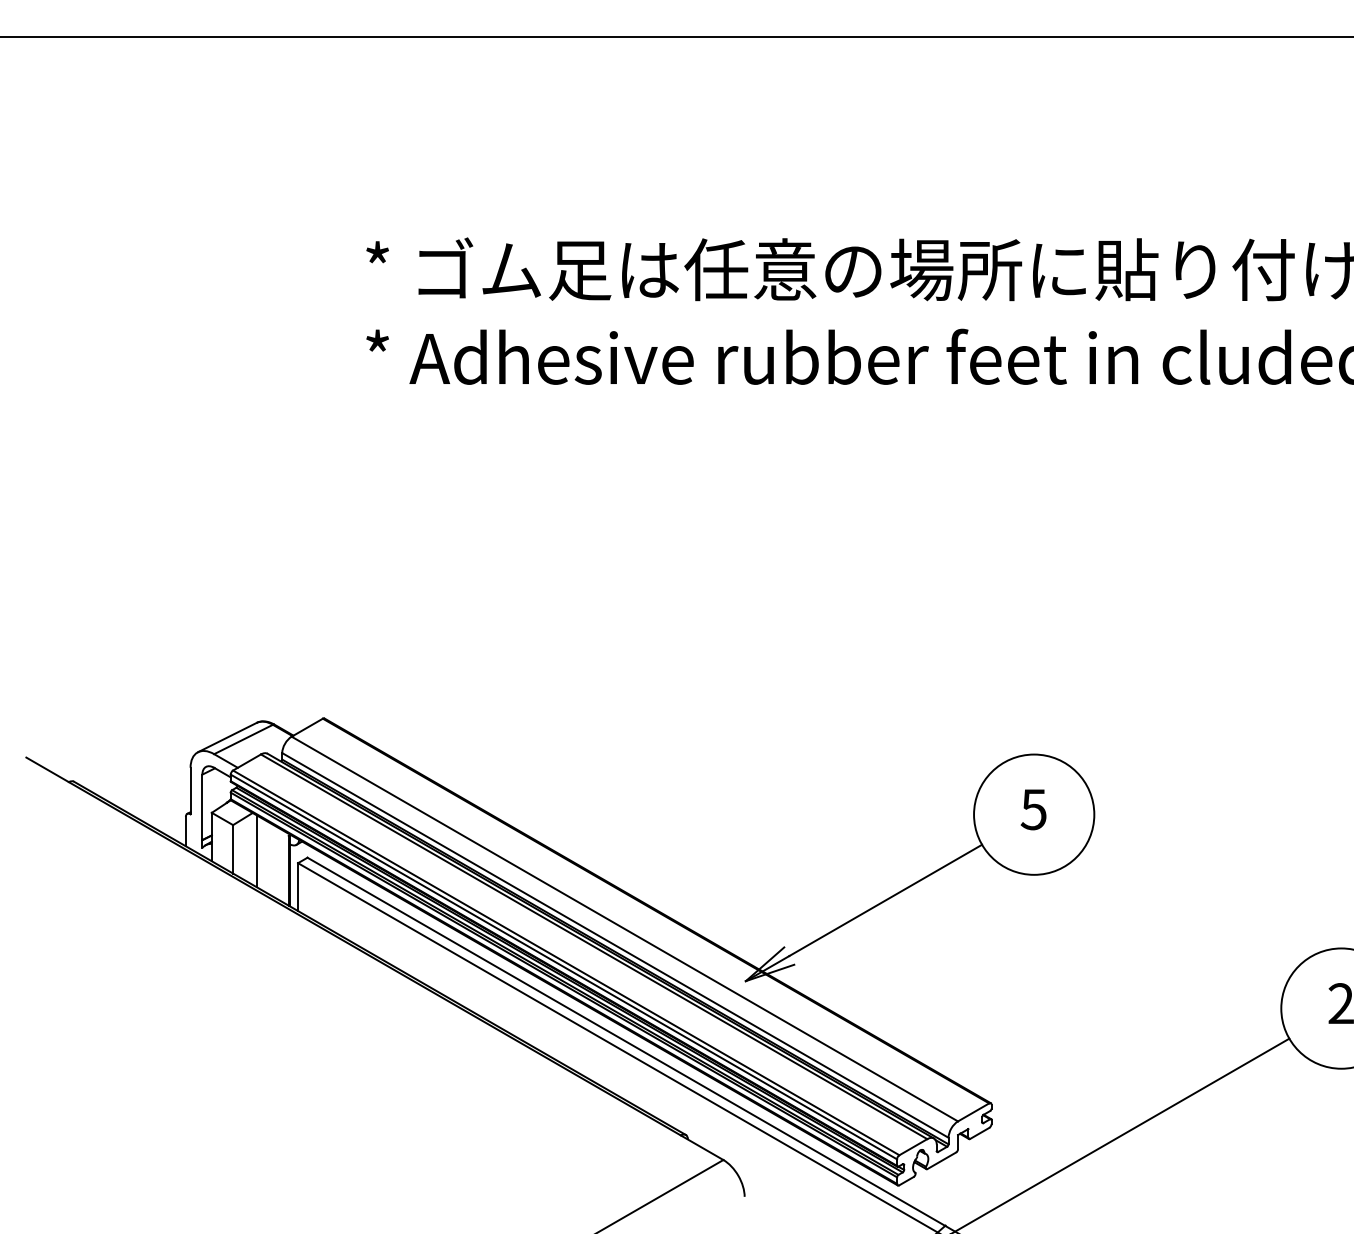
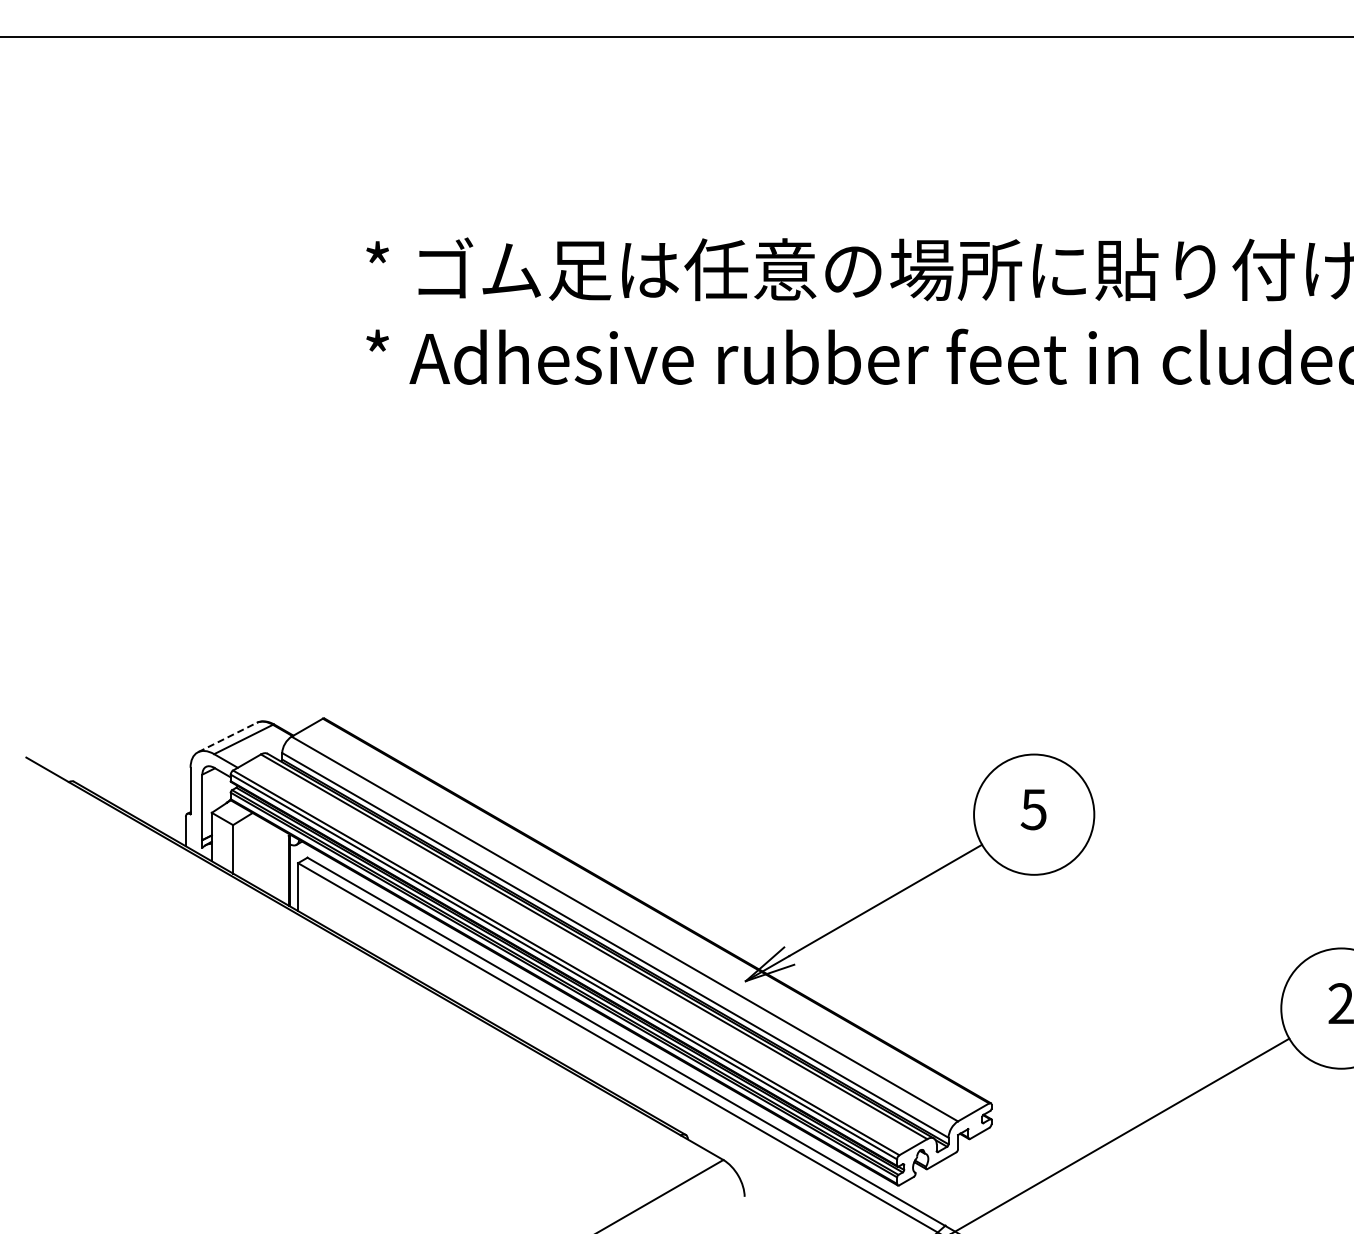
line: solid -> dashed (227, 737)
line: present -> none (256, 851)
